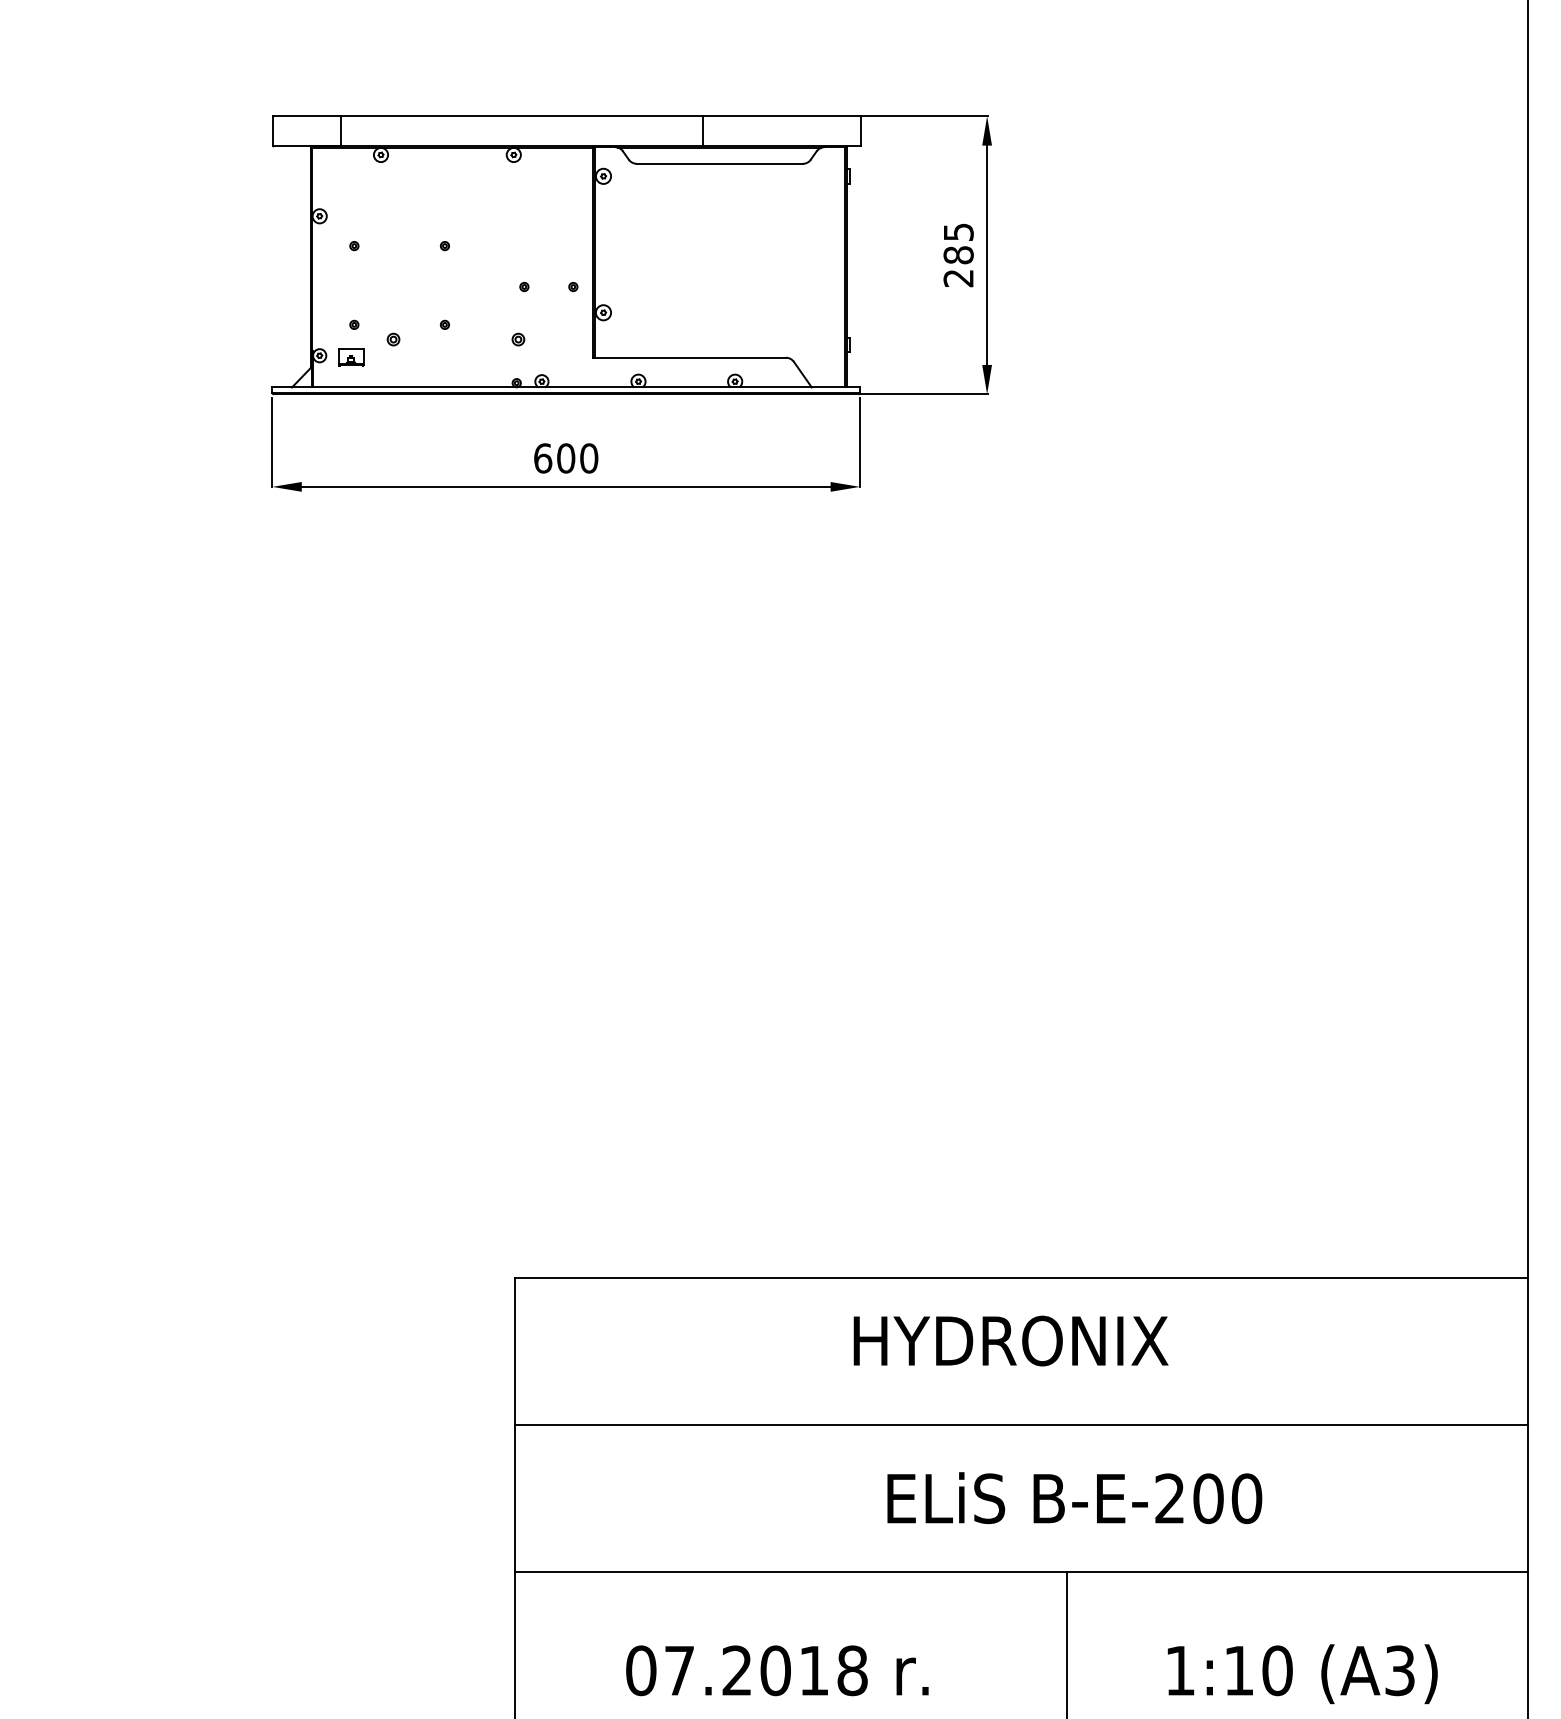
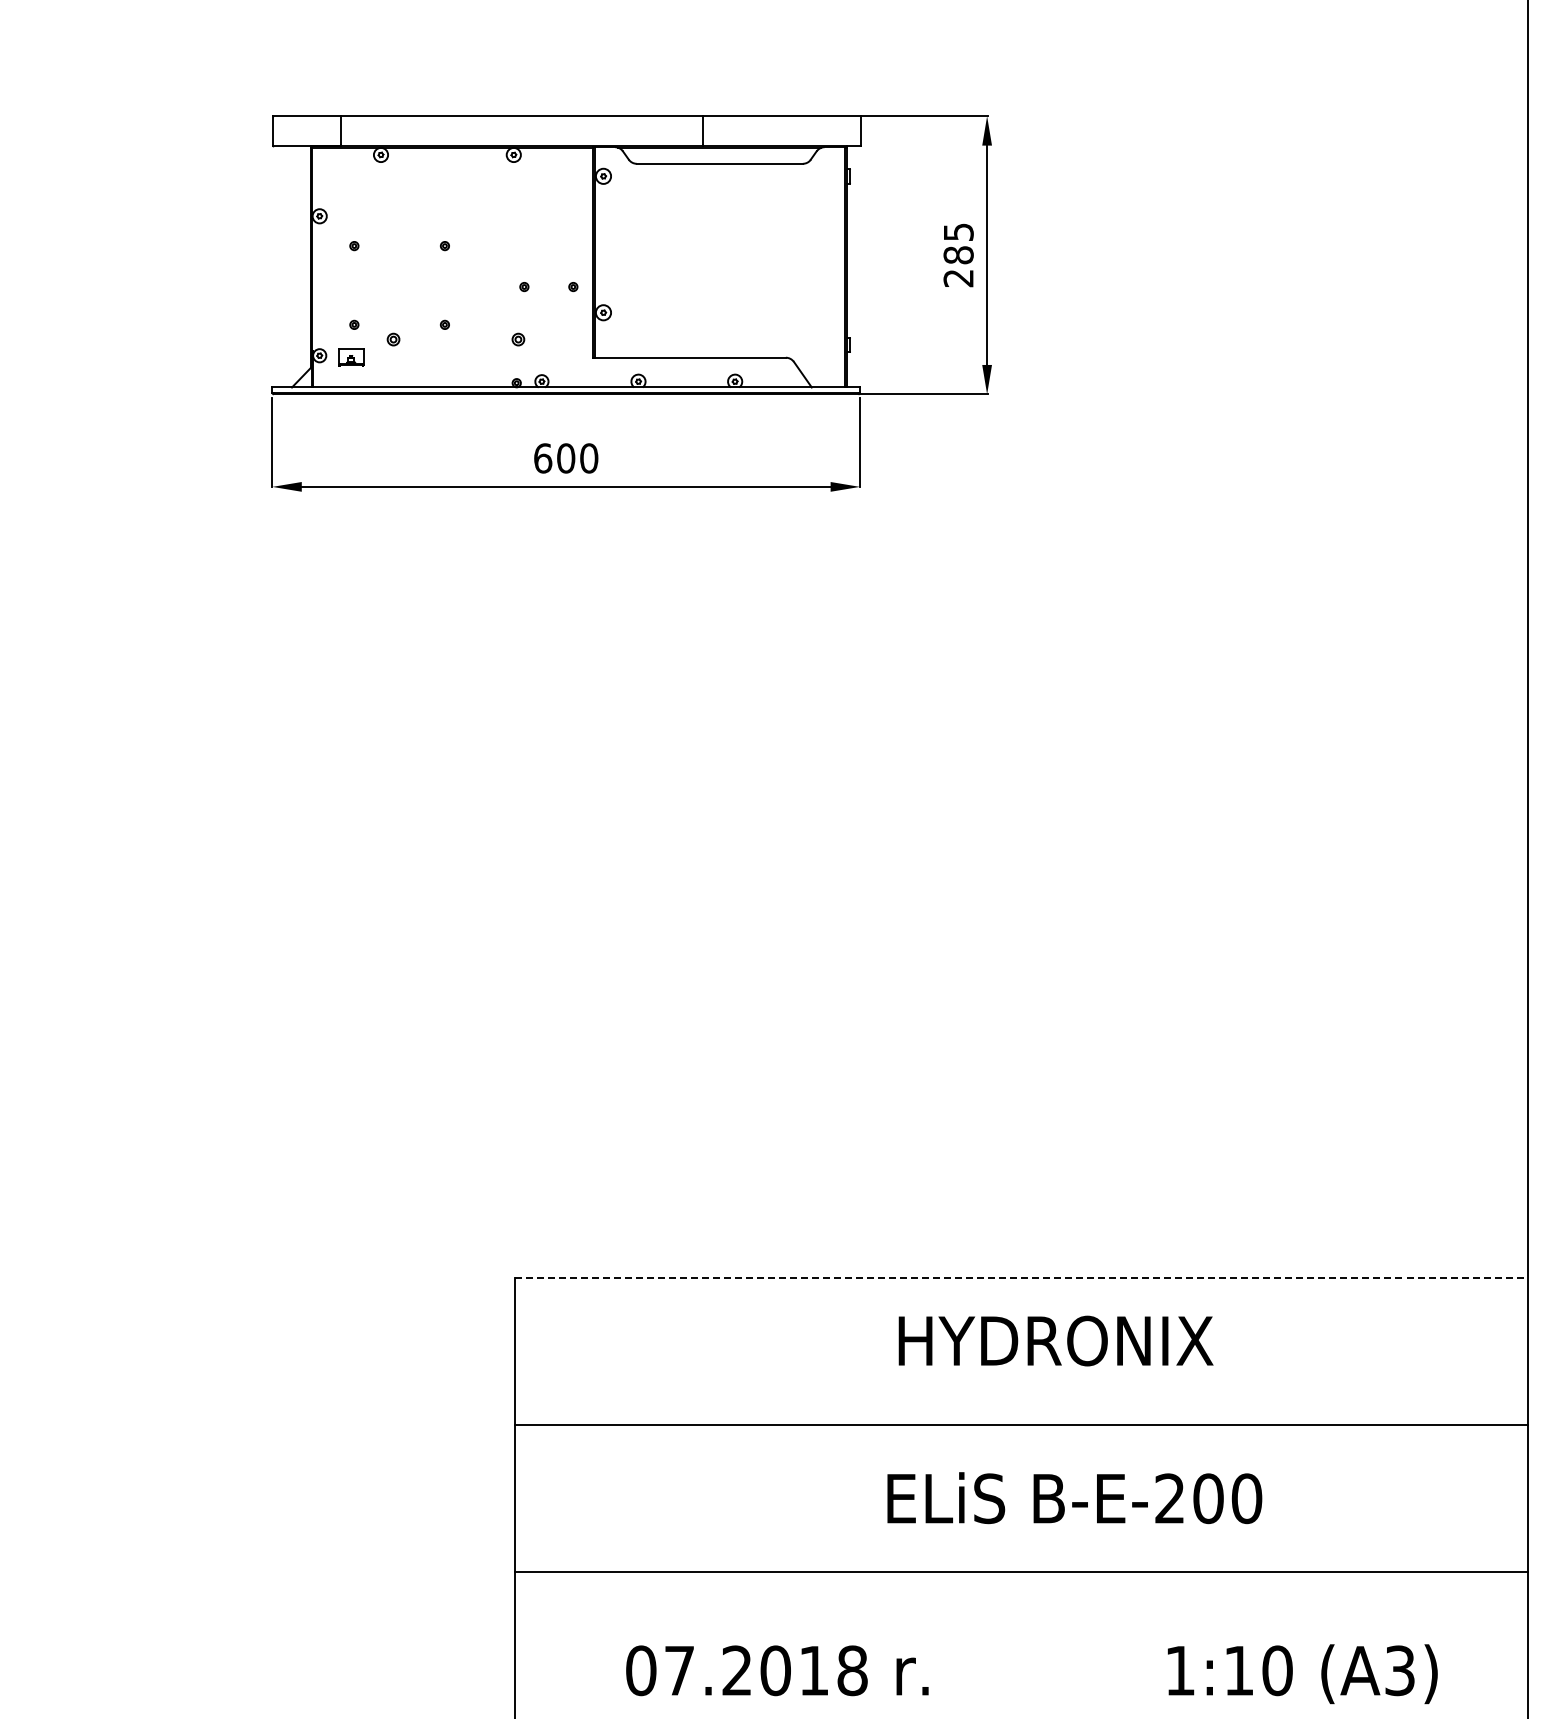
line: solid -> dashed (1022, 1278)
text position: (1010, 1340) -> (1055, 1340) (1055, 1340)
line: present -> none (1066, 1643)
